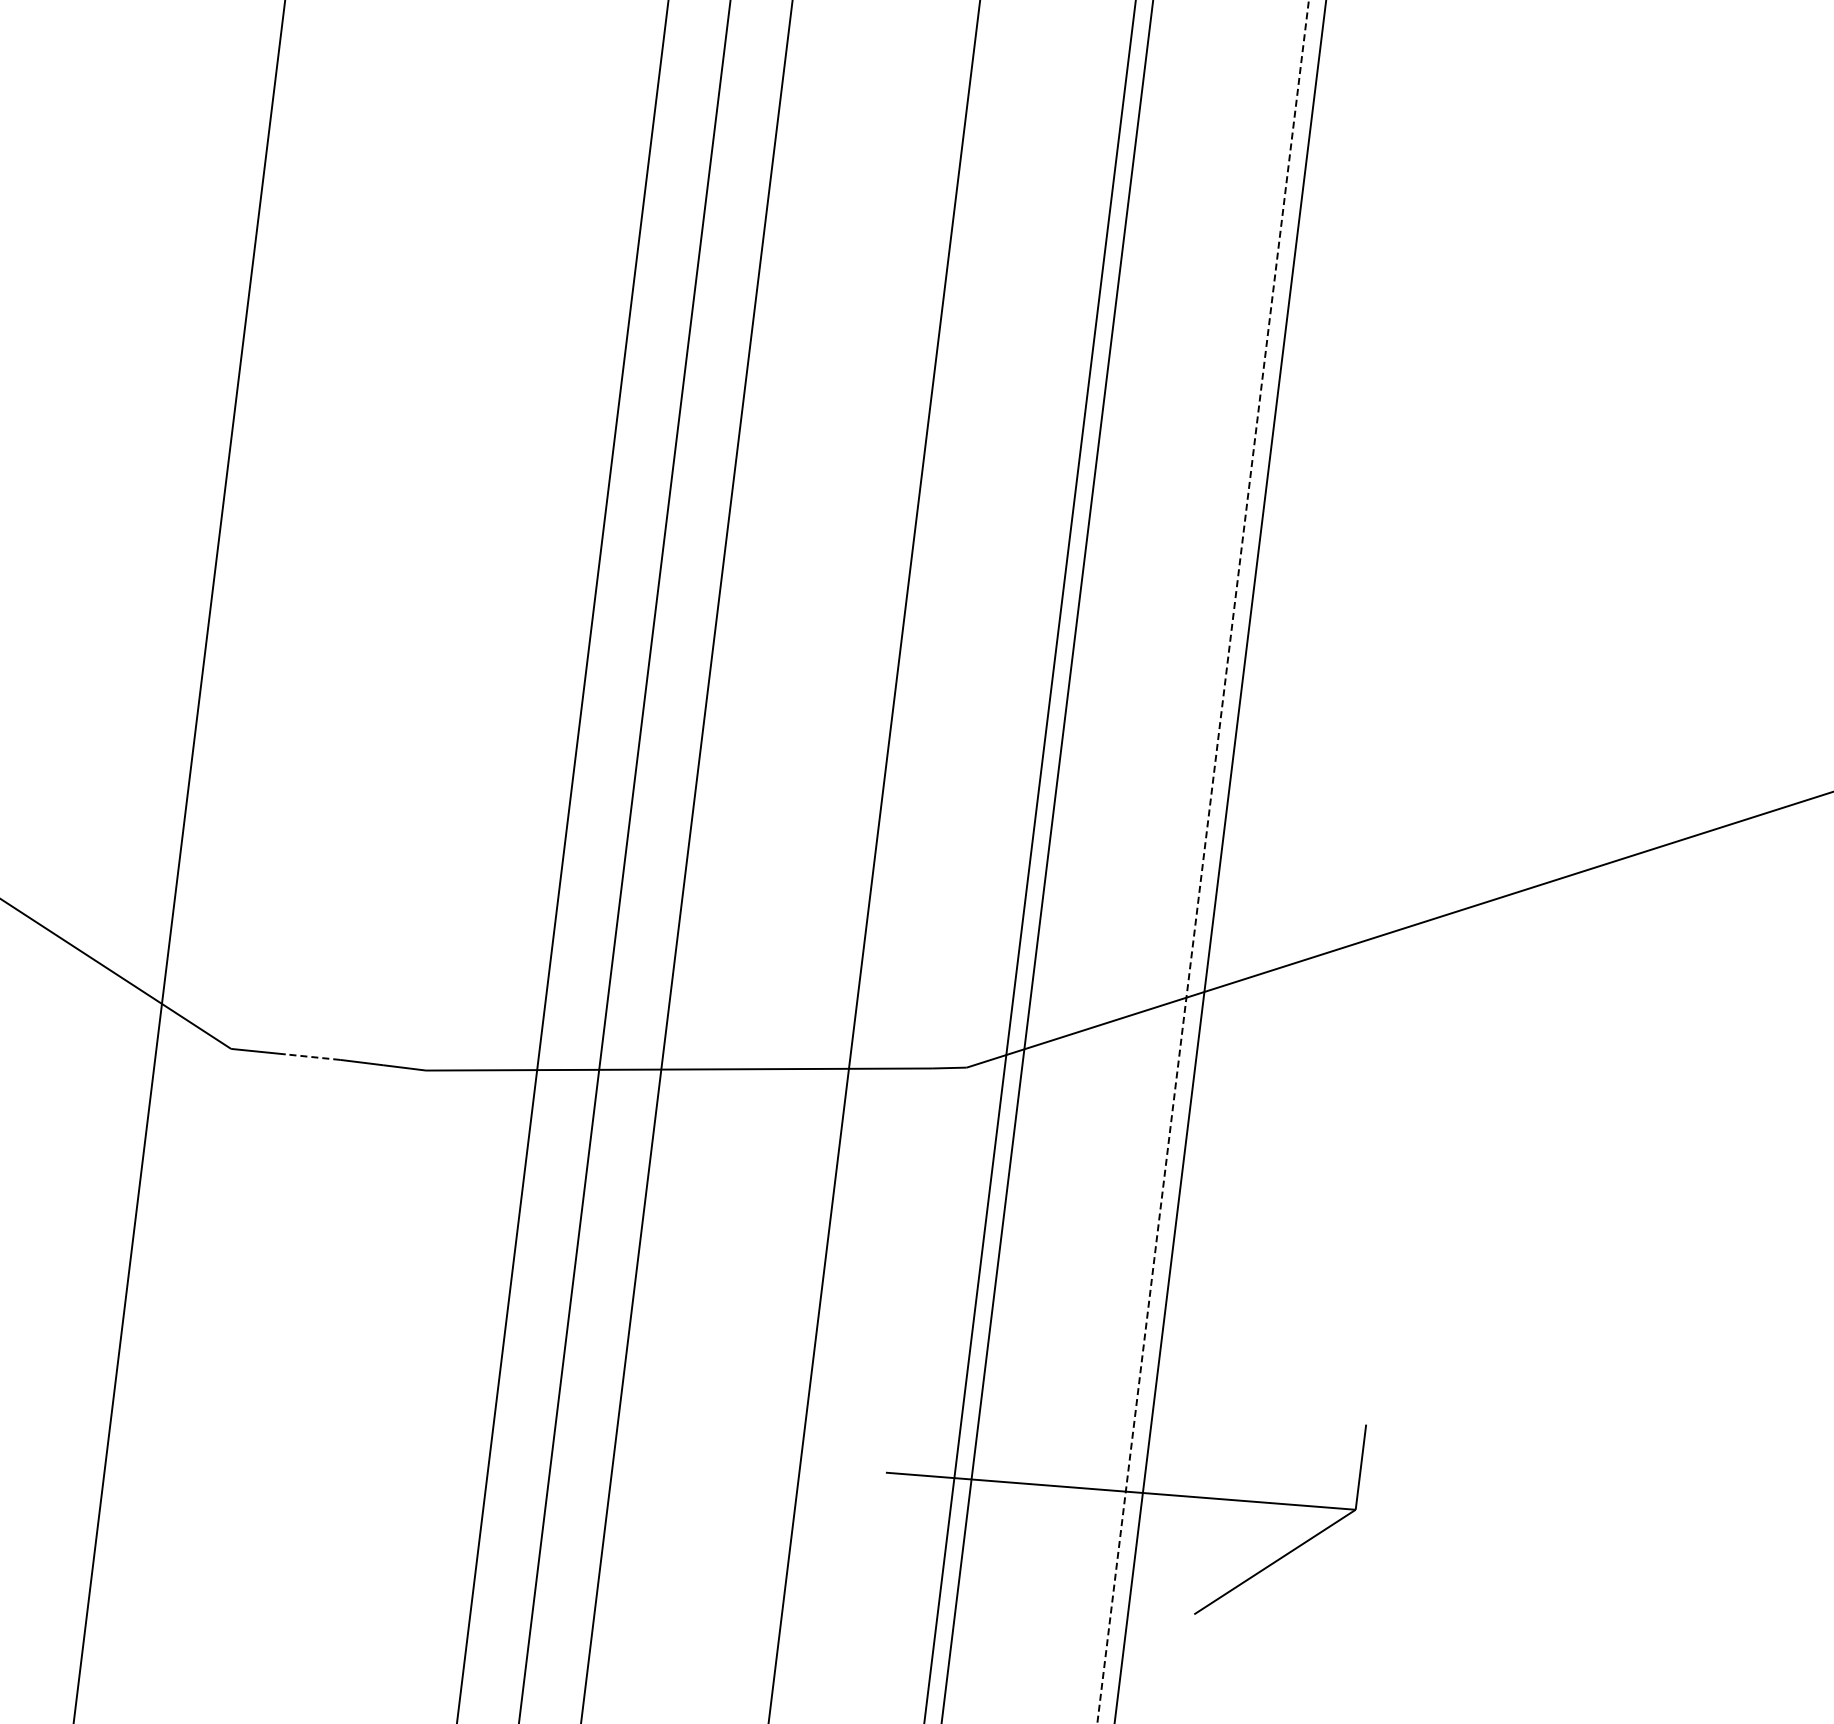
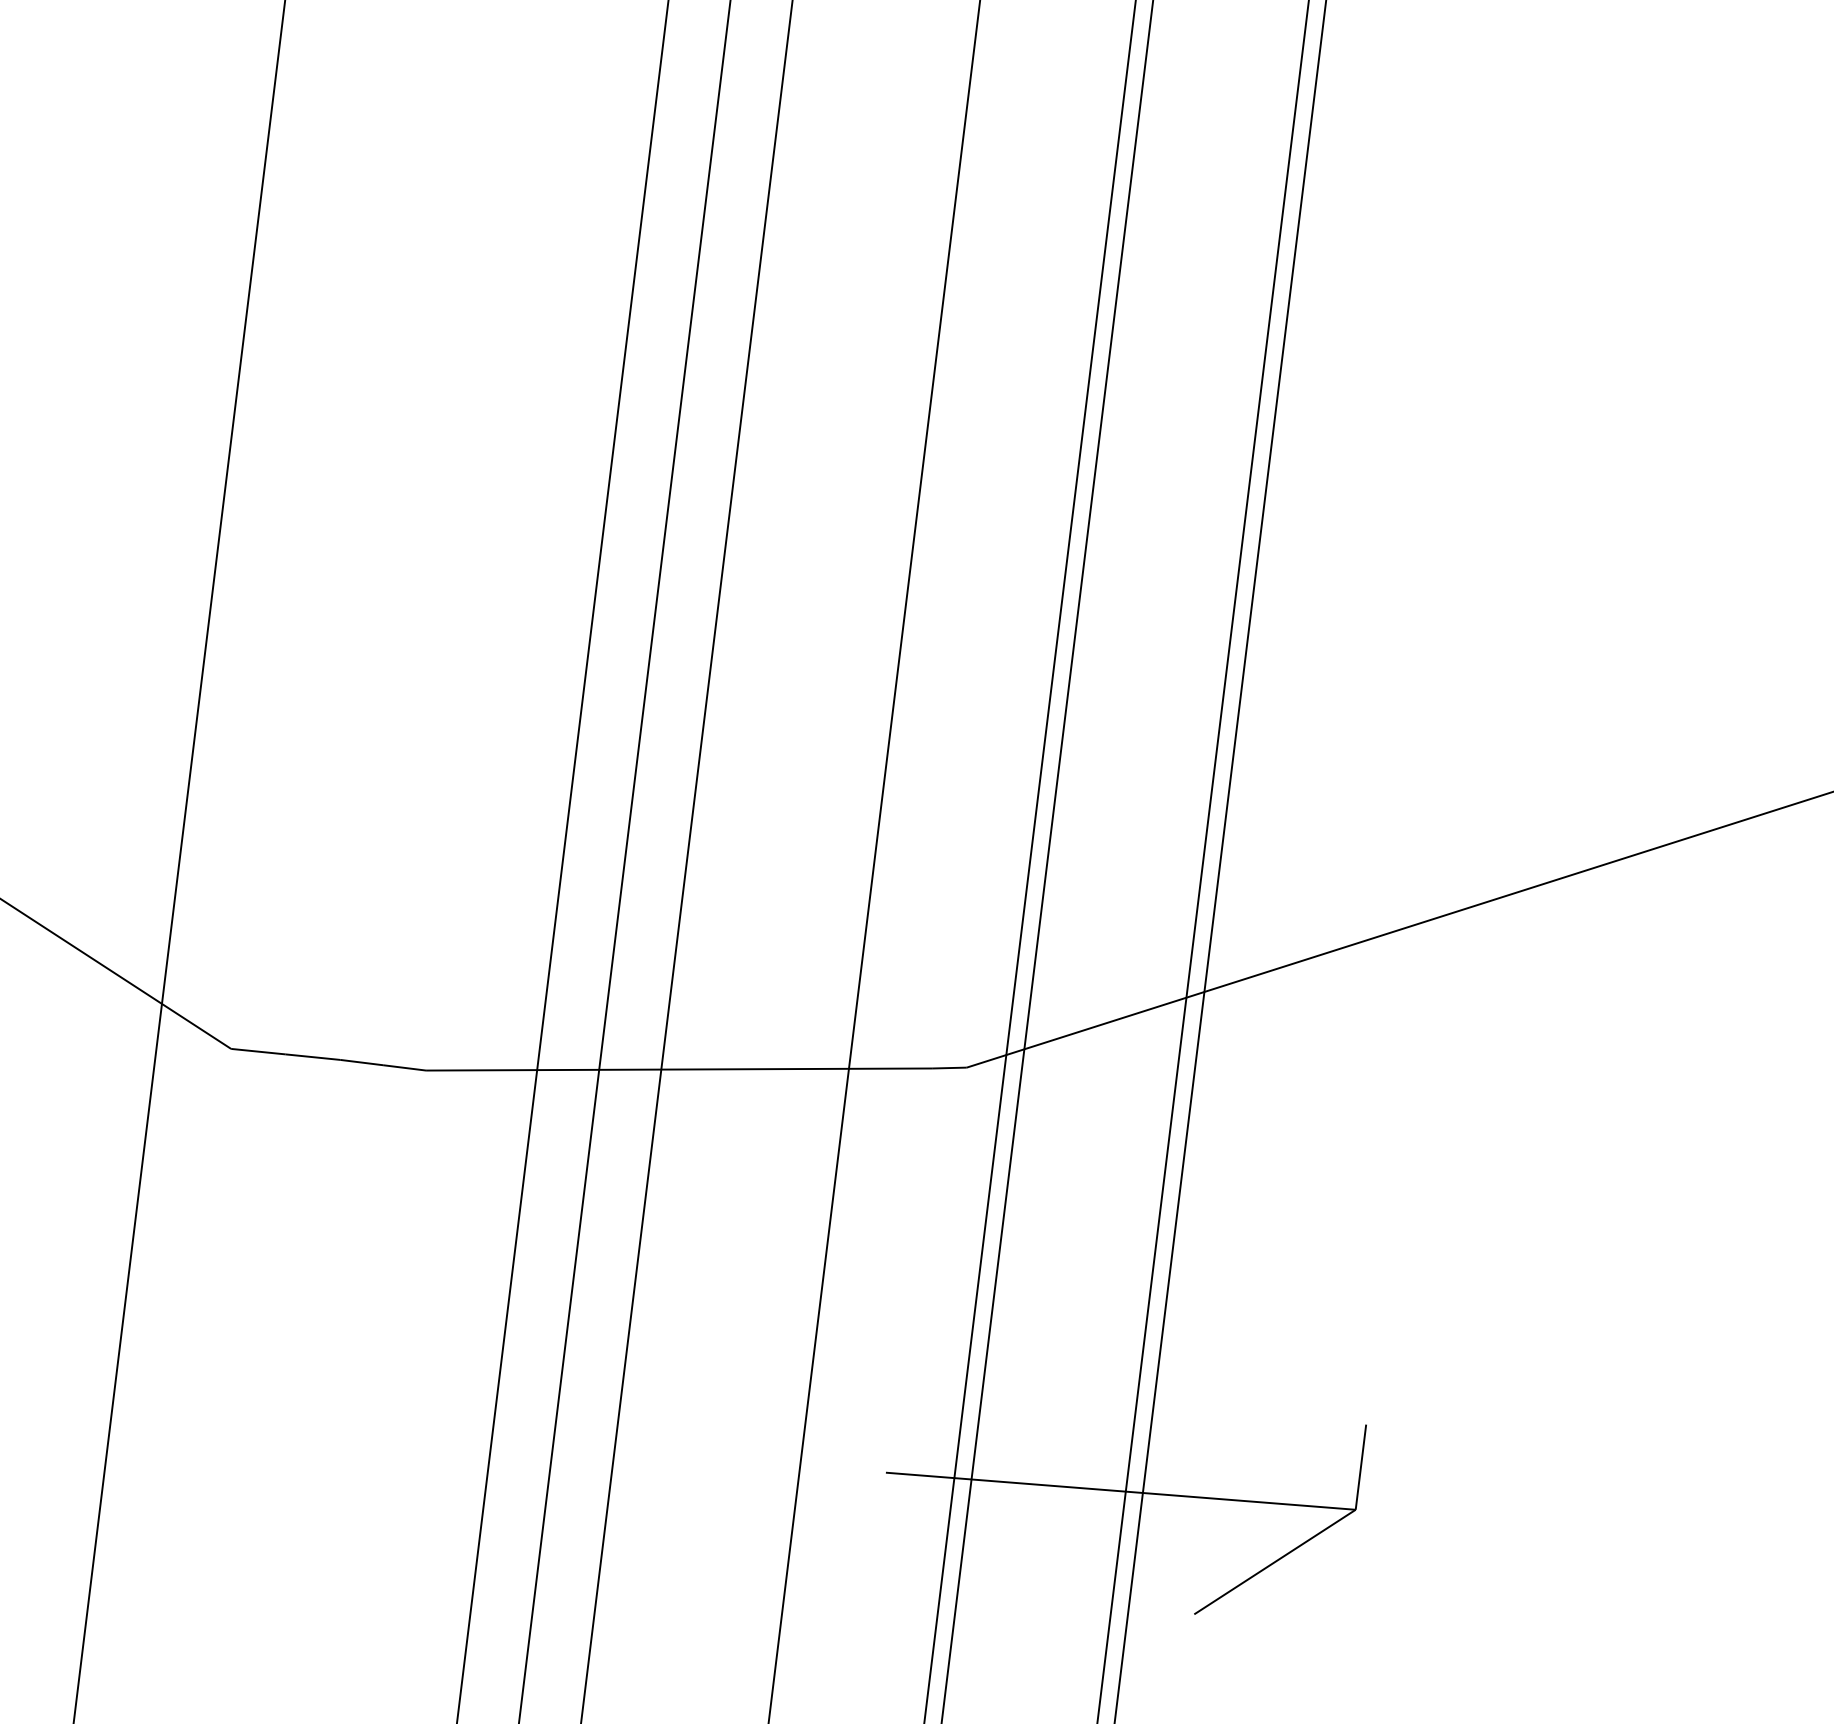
line: dashed -> solid (1203, 862)
line: dashed -> solid (312, 1057)
